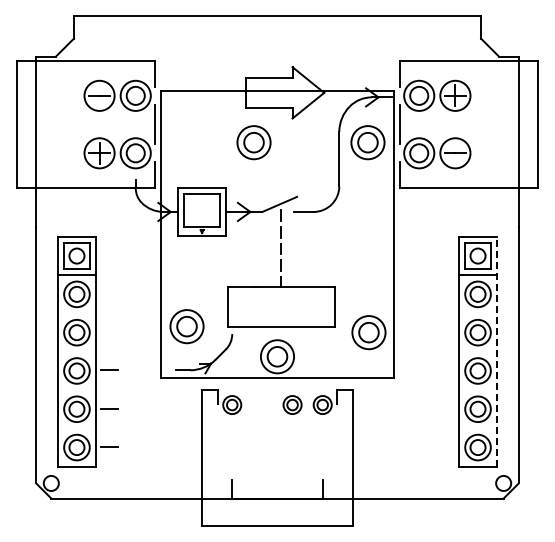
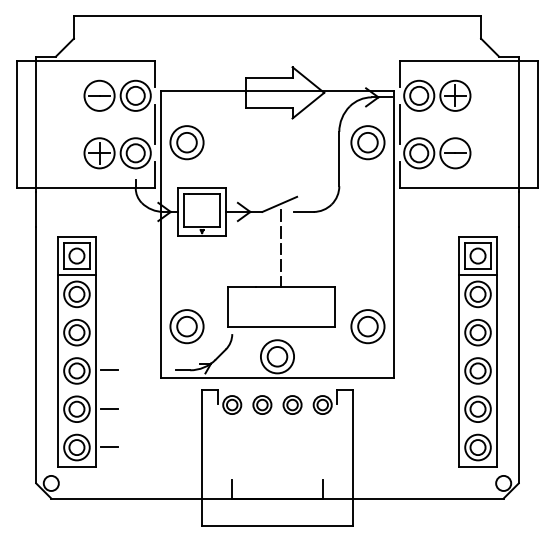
part position: (253, 142) -> (186, 142) (186, 142)
part position: (368, 332) -> (367, 326) (367, 326)
line: dashed -> solid (497, 351)
part: none -> present (262, 404)
